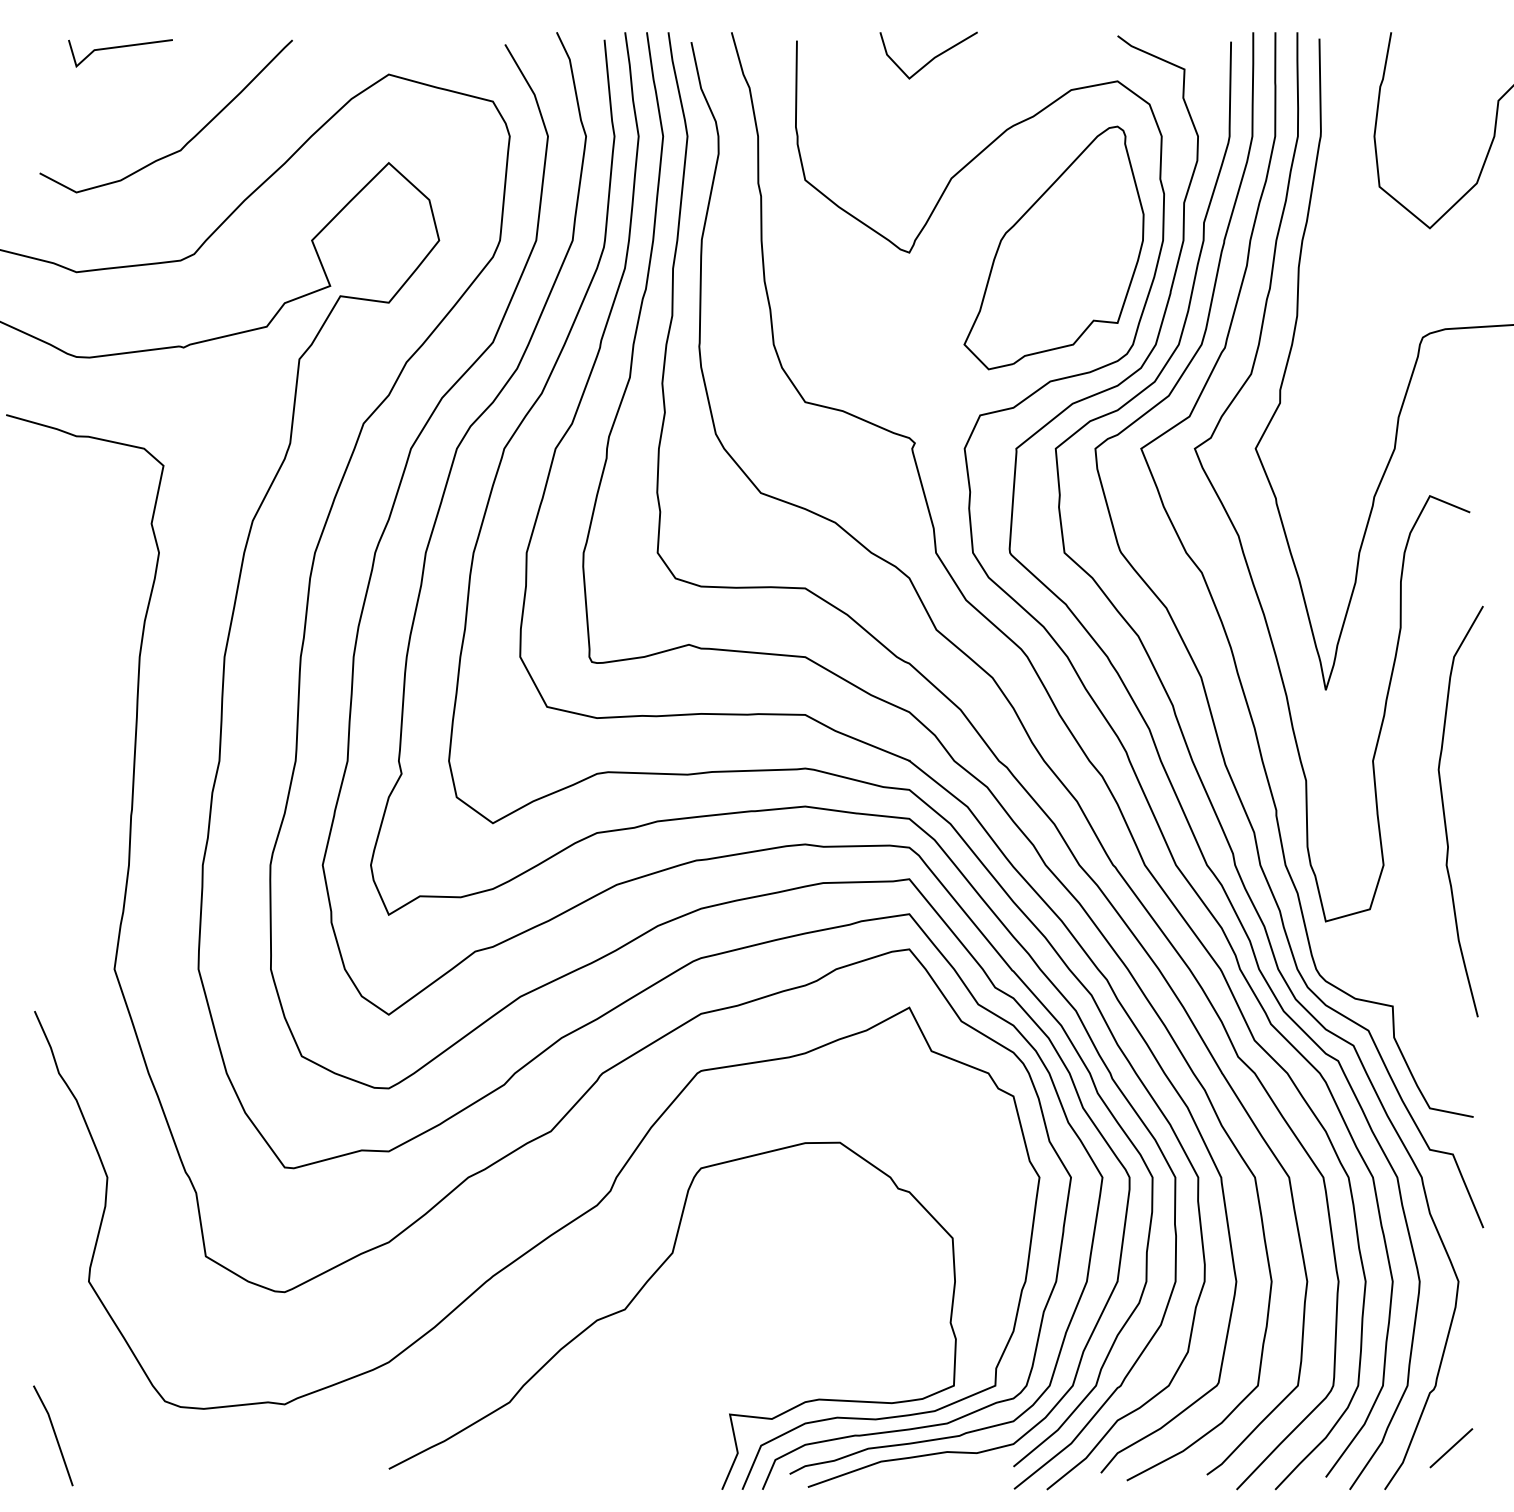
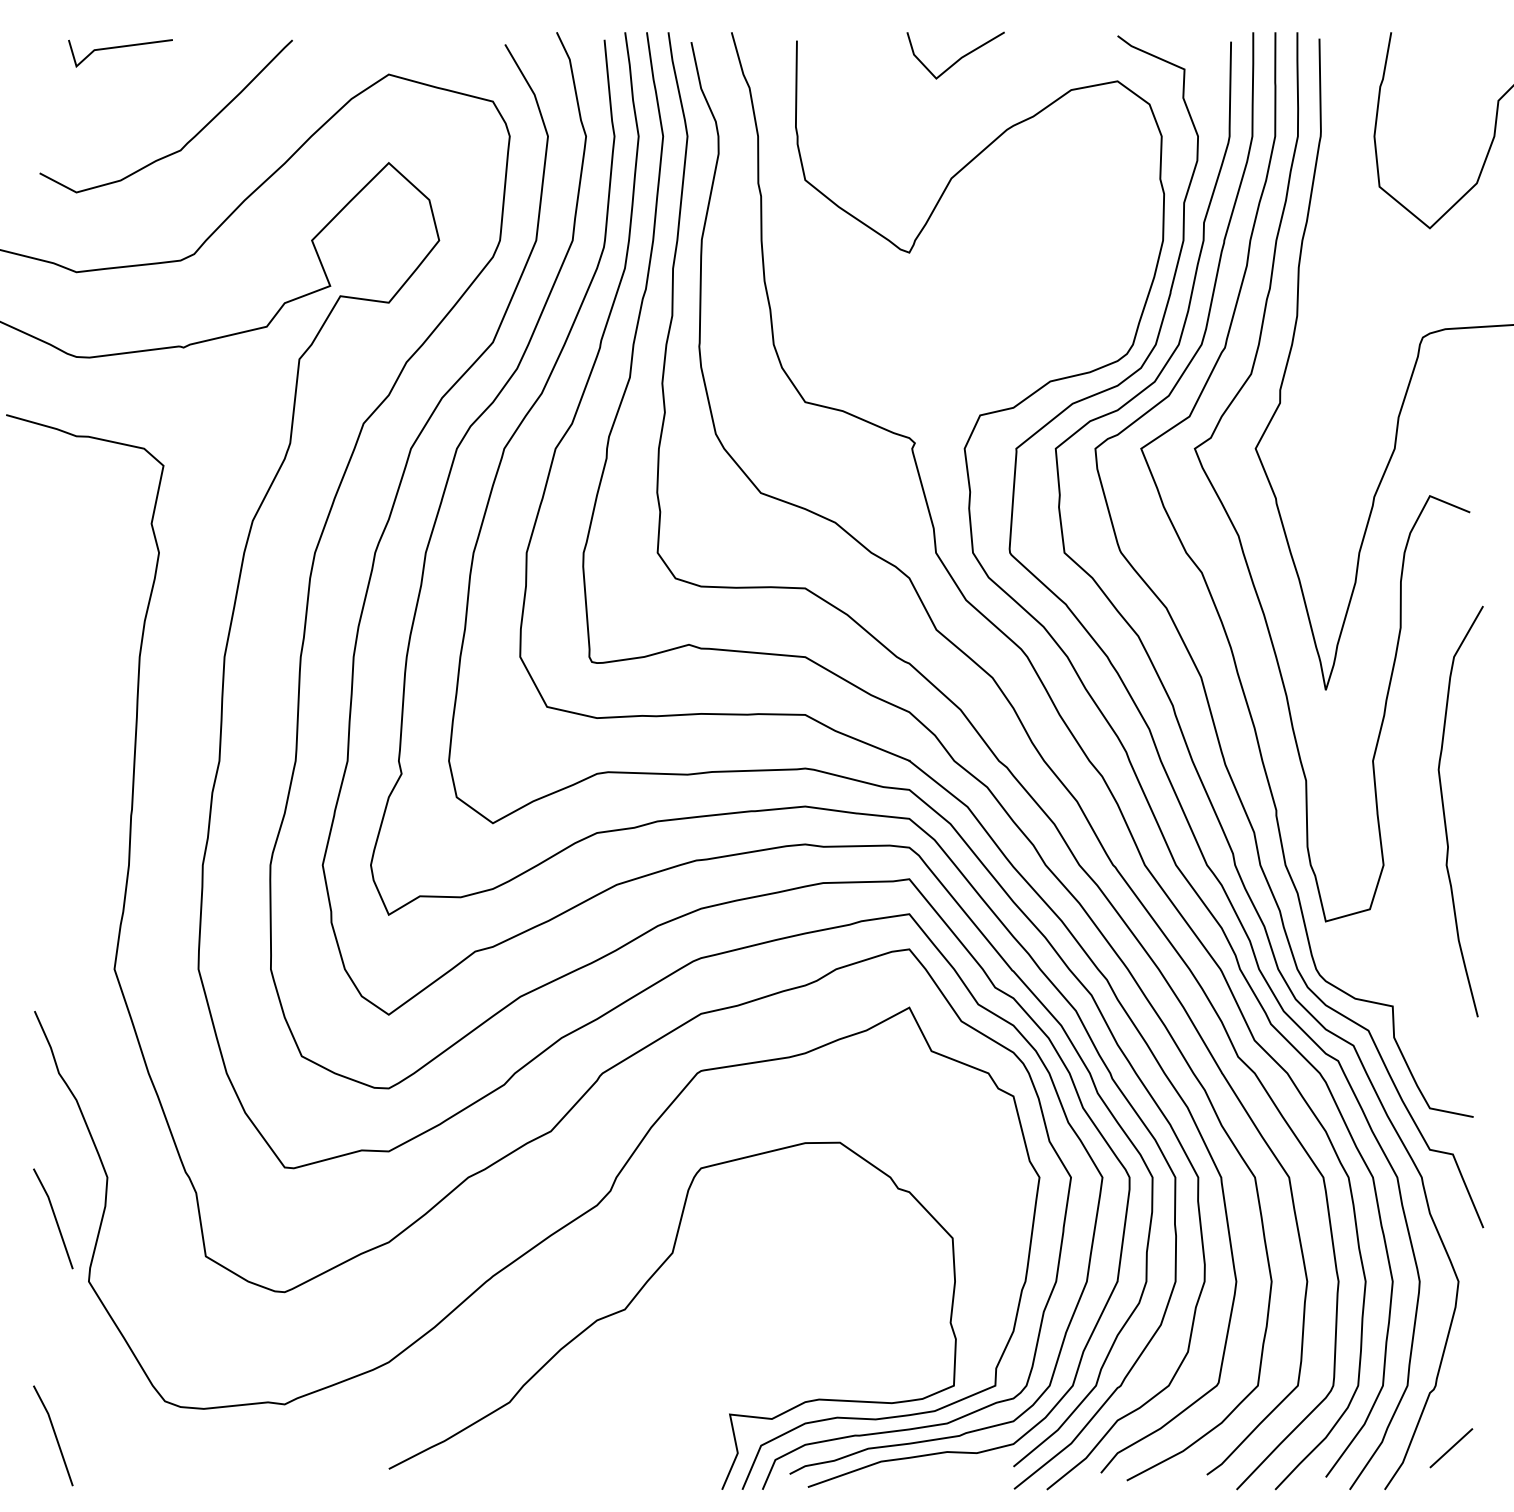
line position: (932, 58) -> (959, 58) (959, 58)
part: present -> none (1053, 247)
line: none -> present (54, 1218)
